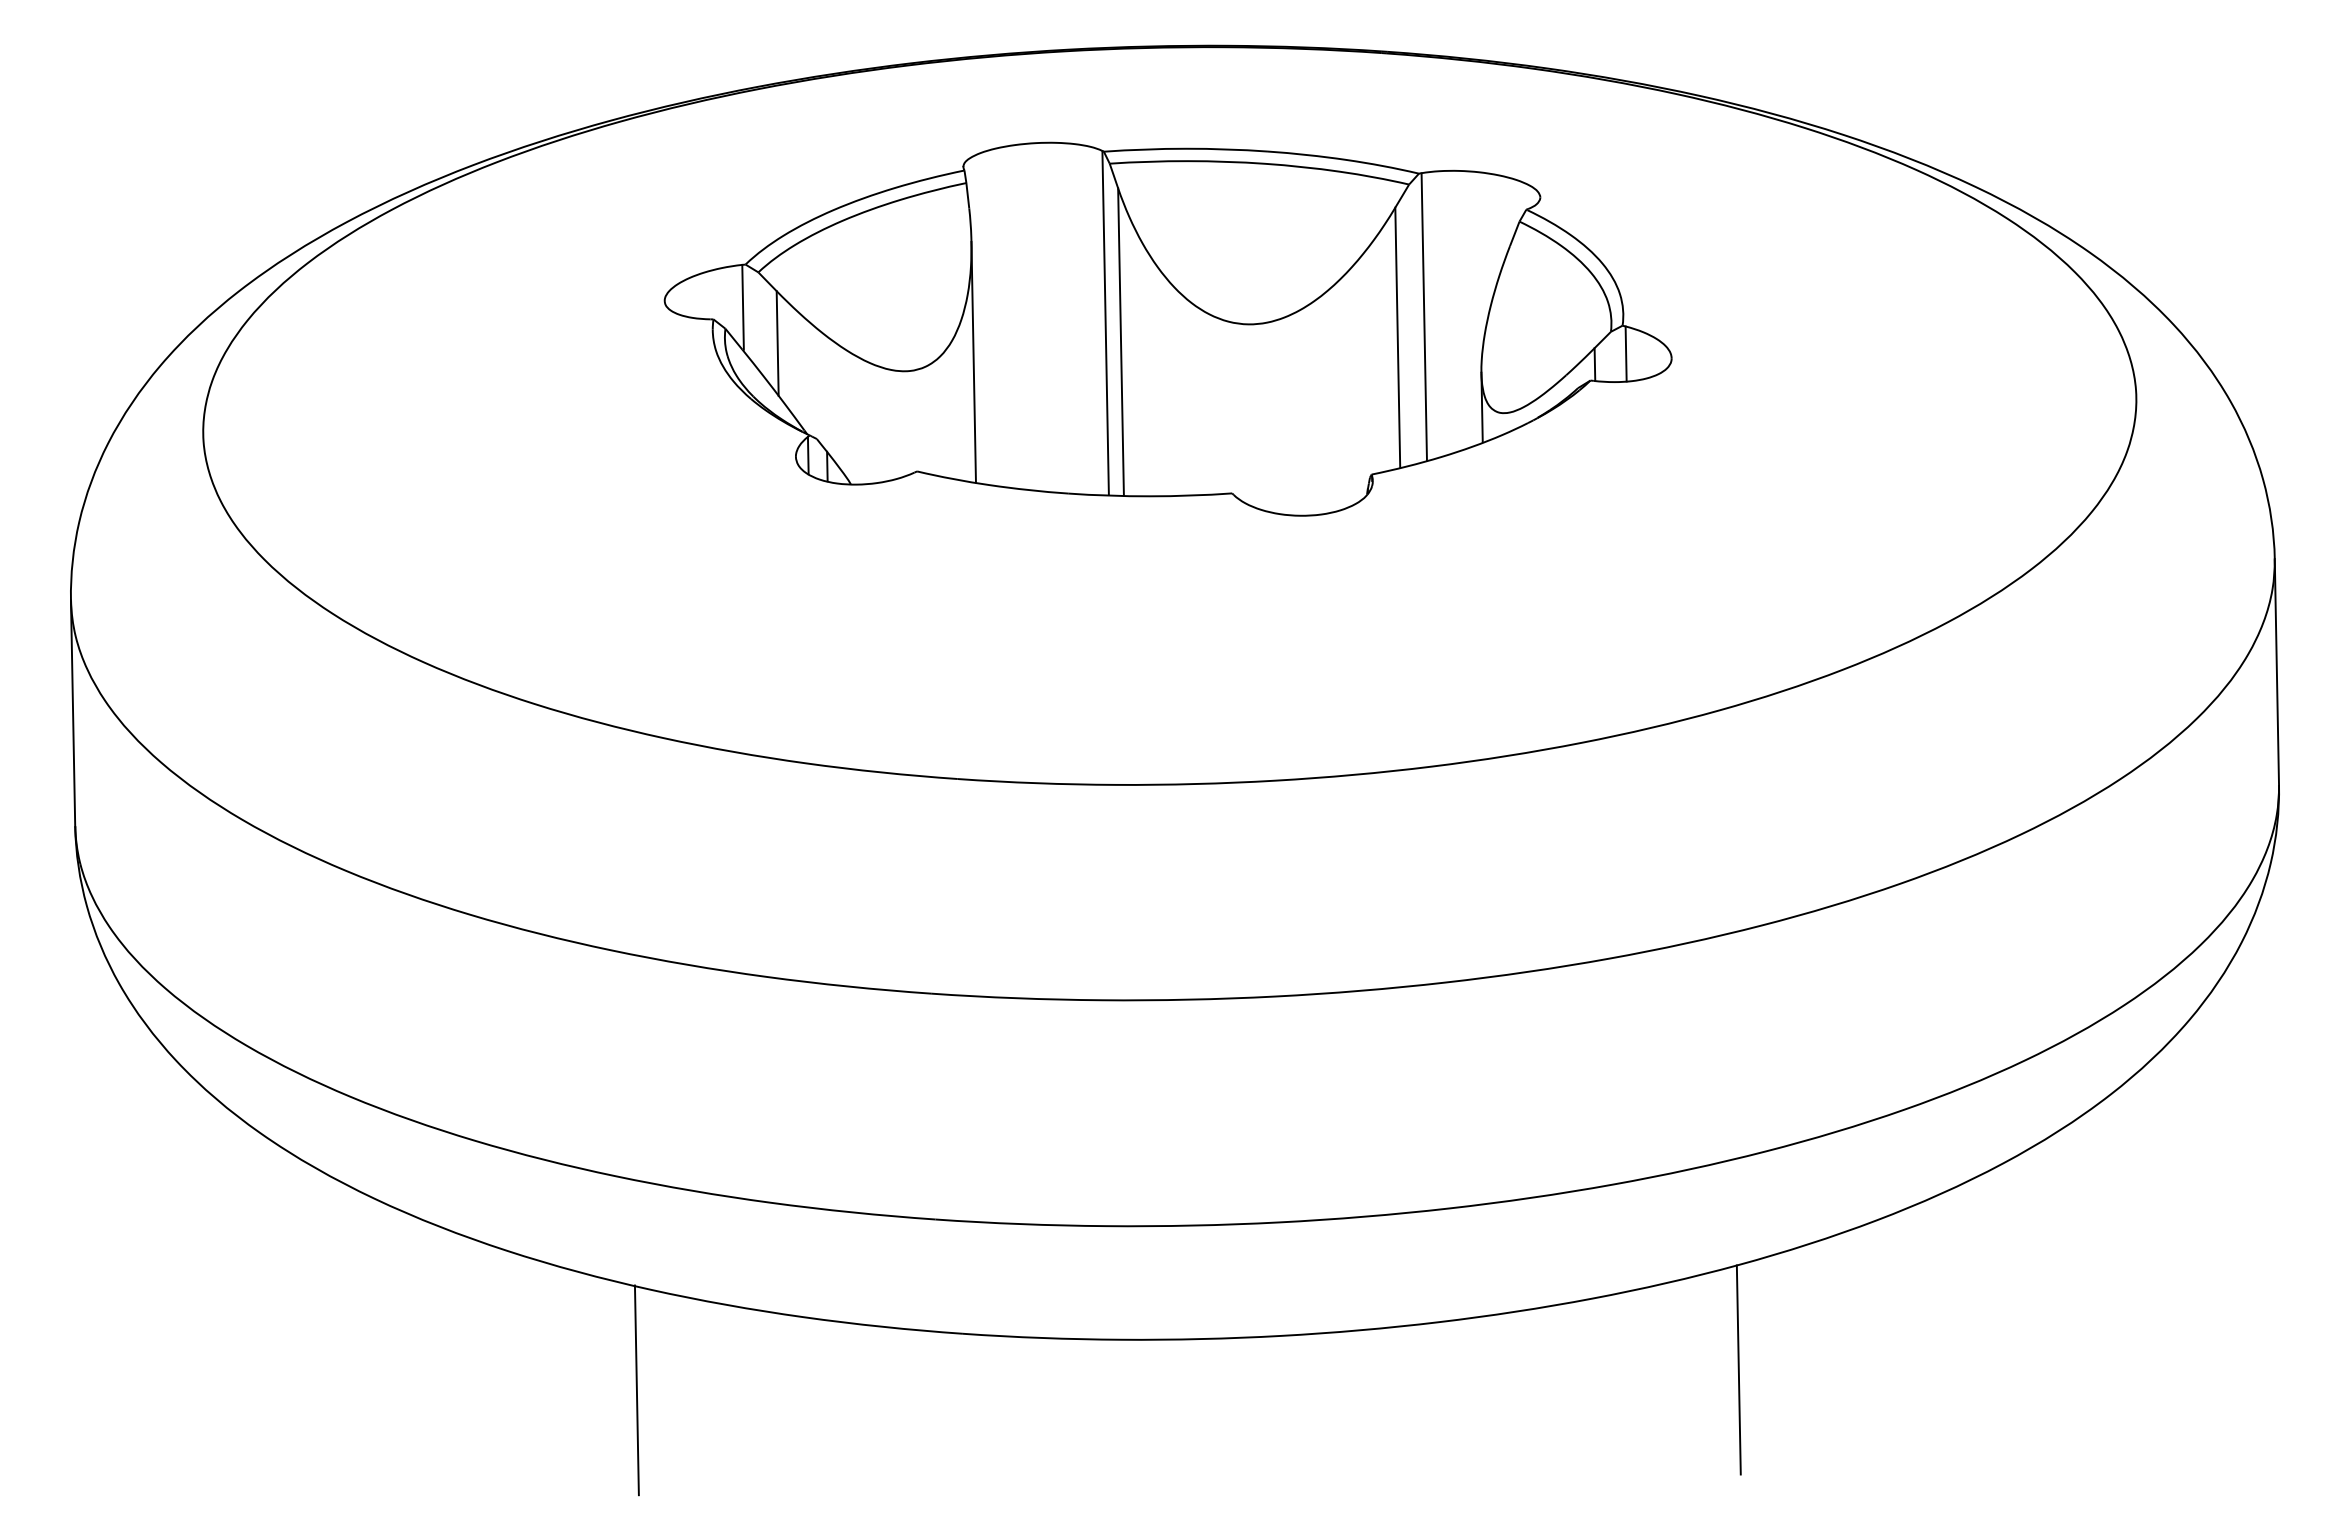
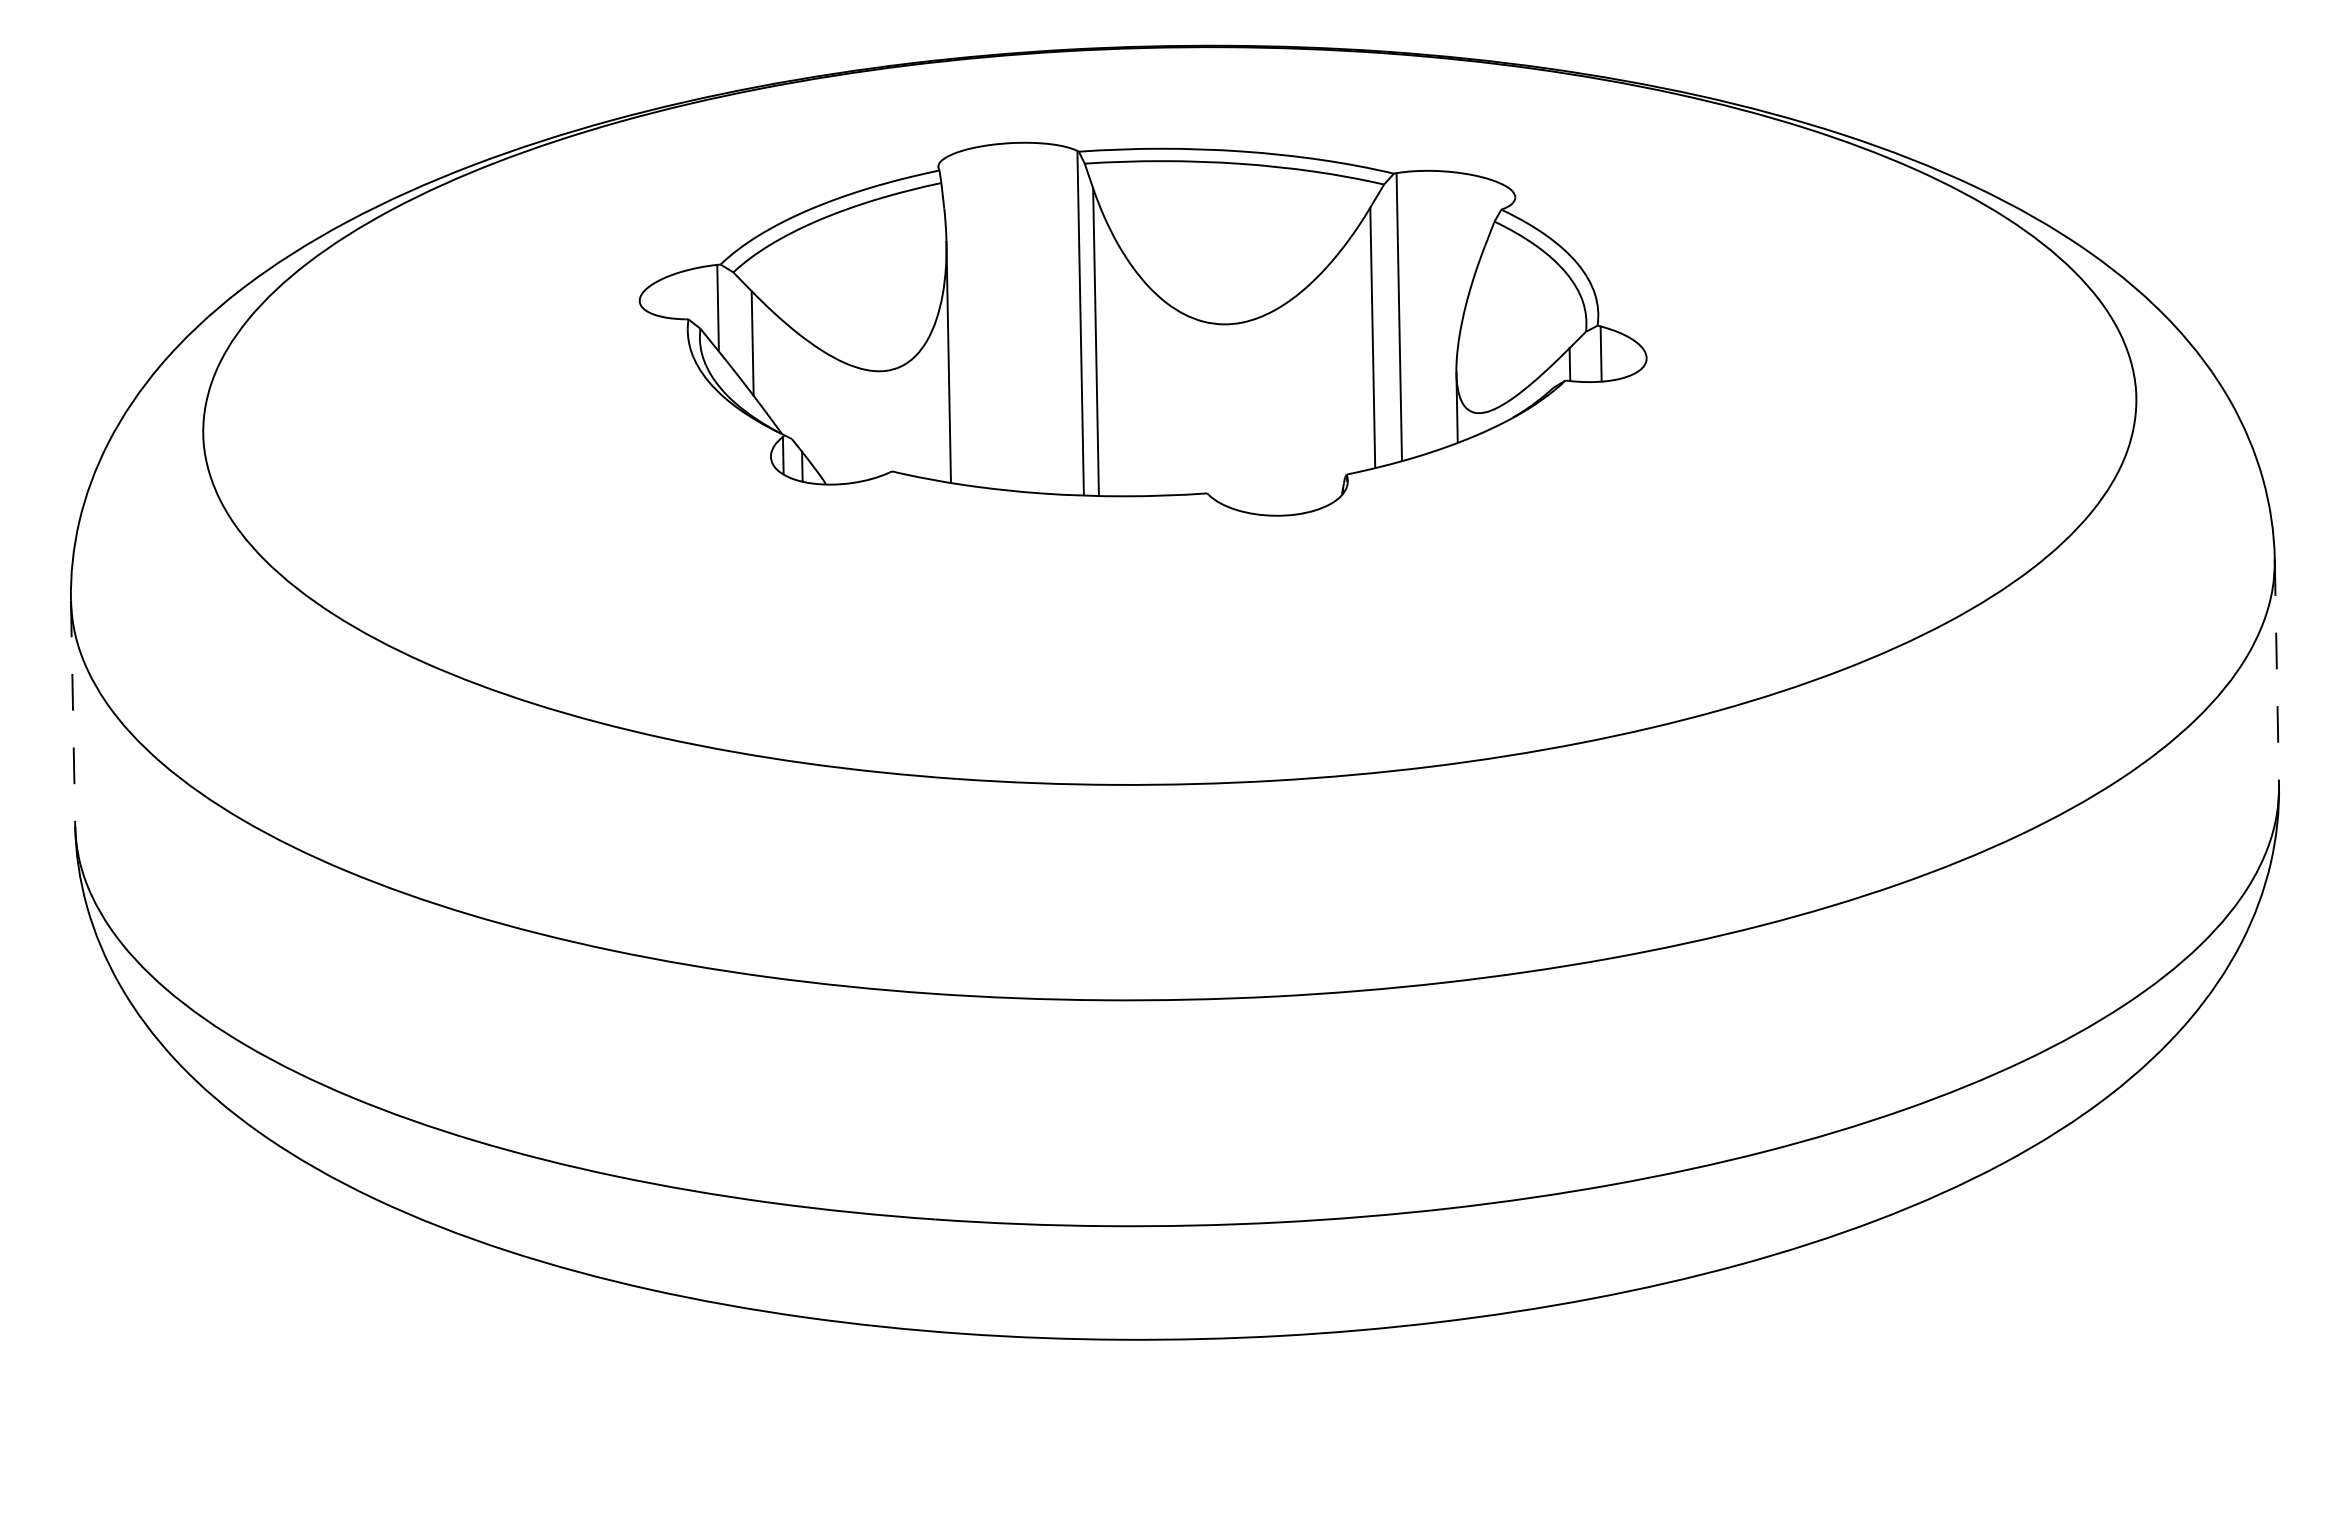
part position: (1167, 328) -> (1142, 328) (1142, 328)
line: solid -> dashed (2276, 672)
line: solid -> dashed (73, 713)
line: present -> none (1738, 1369)
line: present -> none (636, 1390)
